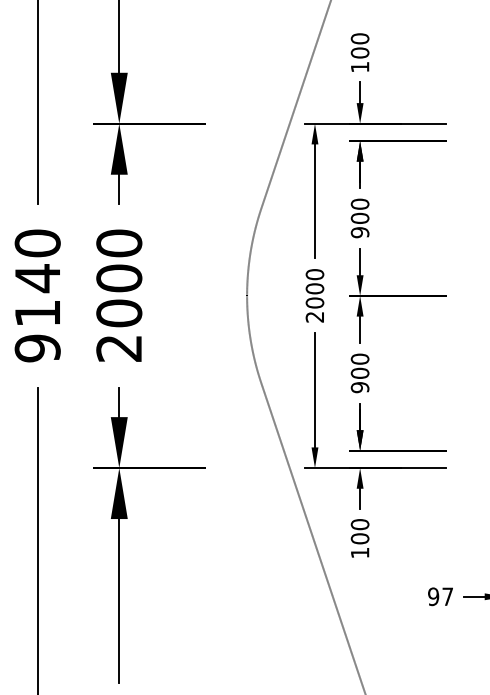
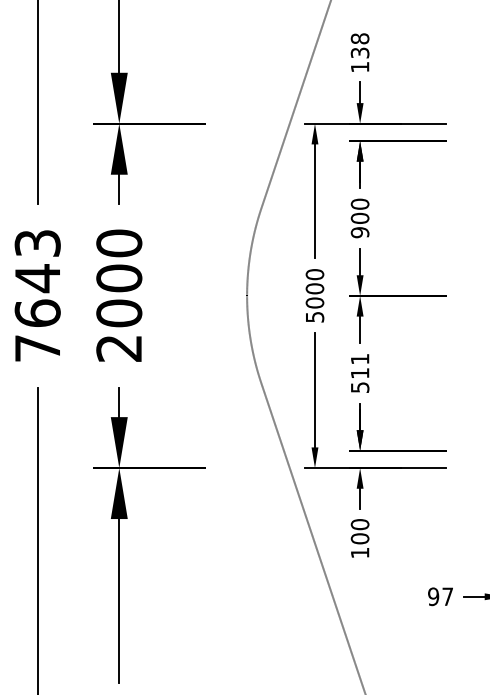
text: 100 -> 138 (359, 45)
text: 9140 -> 7643 (37, 295)
text: 2000 -> 5000 (314, 317)
text: 900 -> 511 (359, 373)
